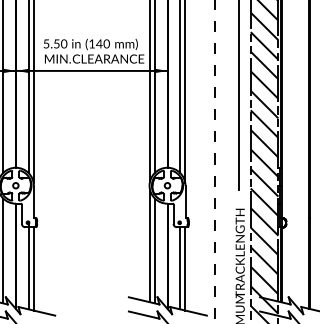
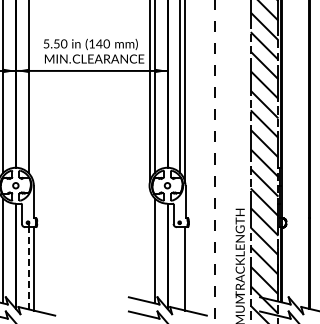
line: present -> none (33, 92)
line: present -> none (238, 96)
line: present -> none (150, 246)
line: solid -> dashed (28, 267)
line: present -> none (180, 268)
